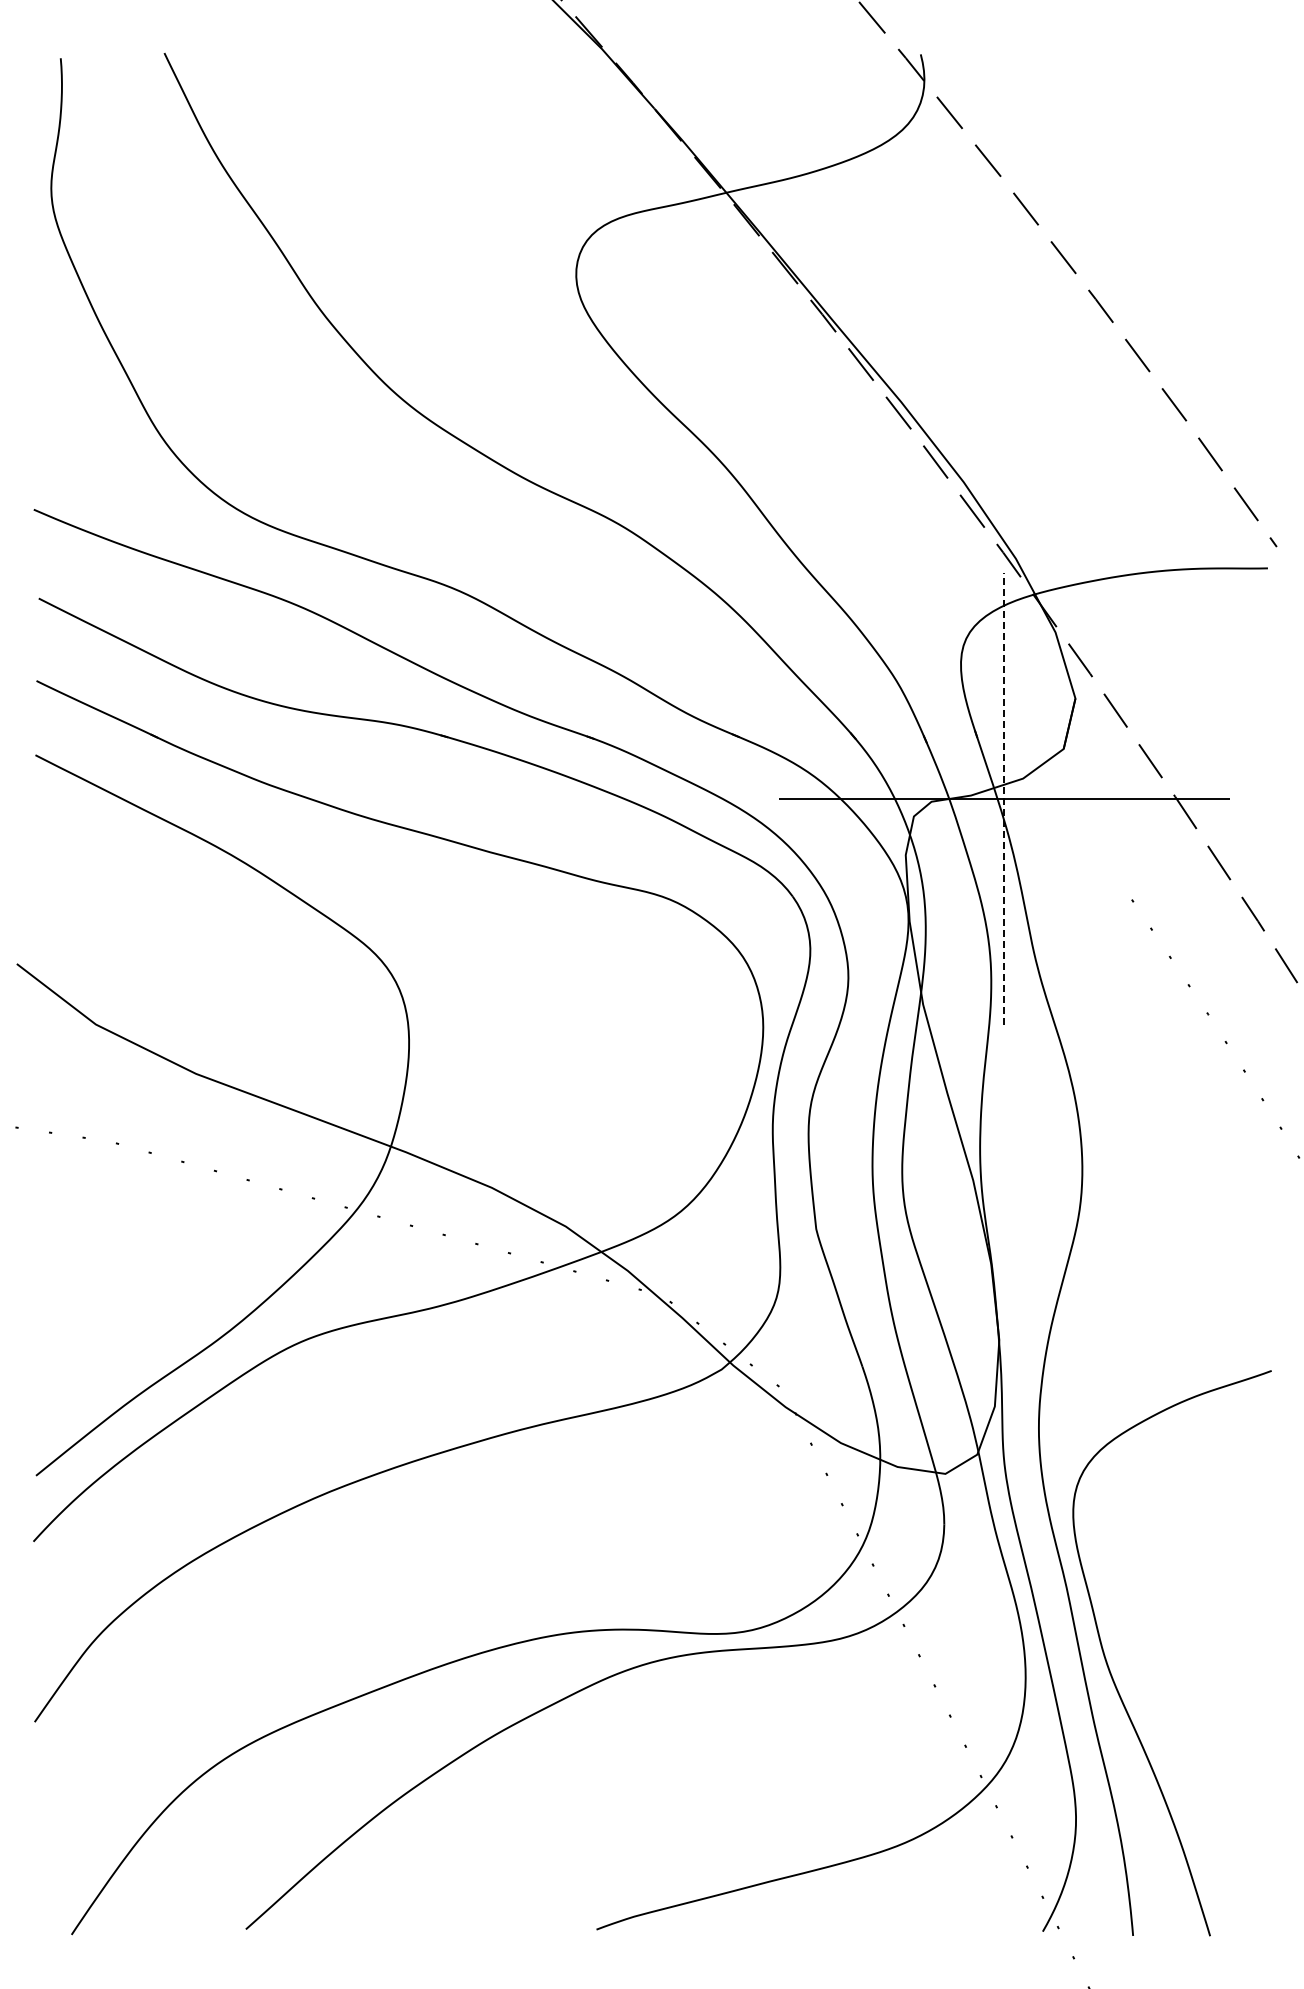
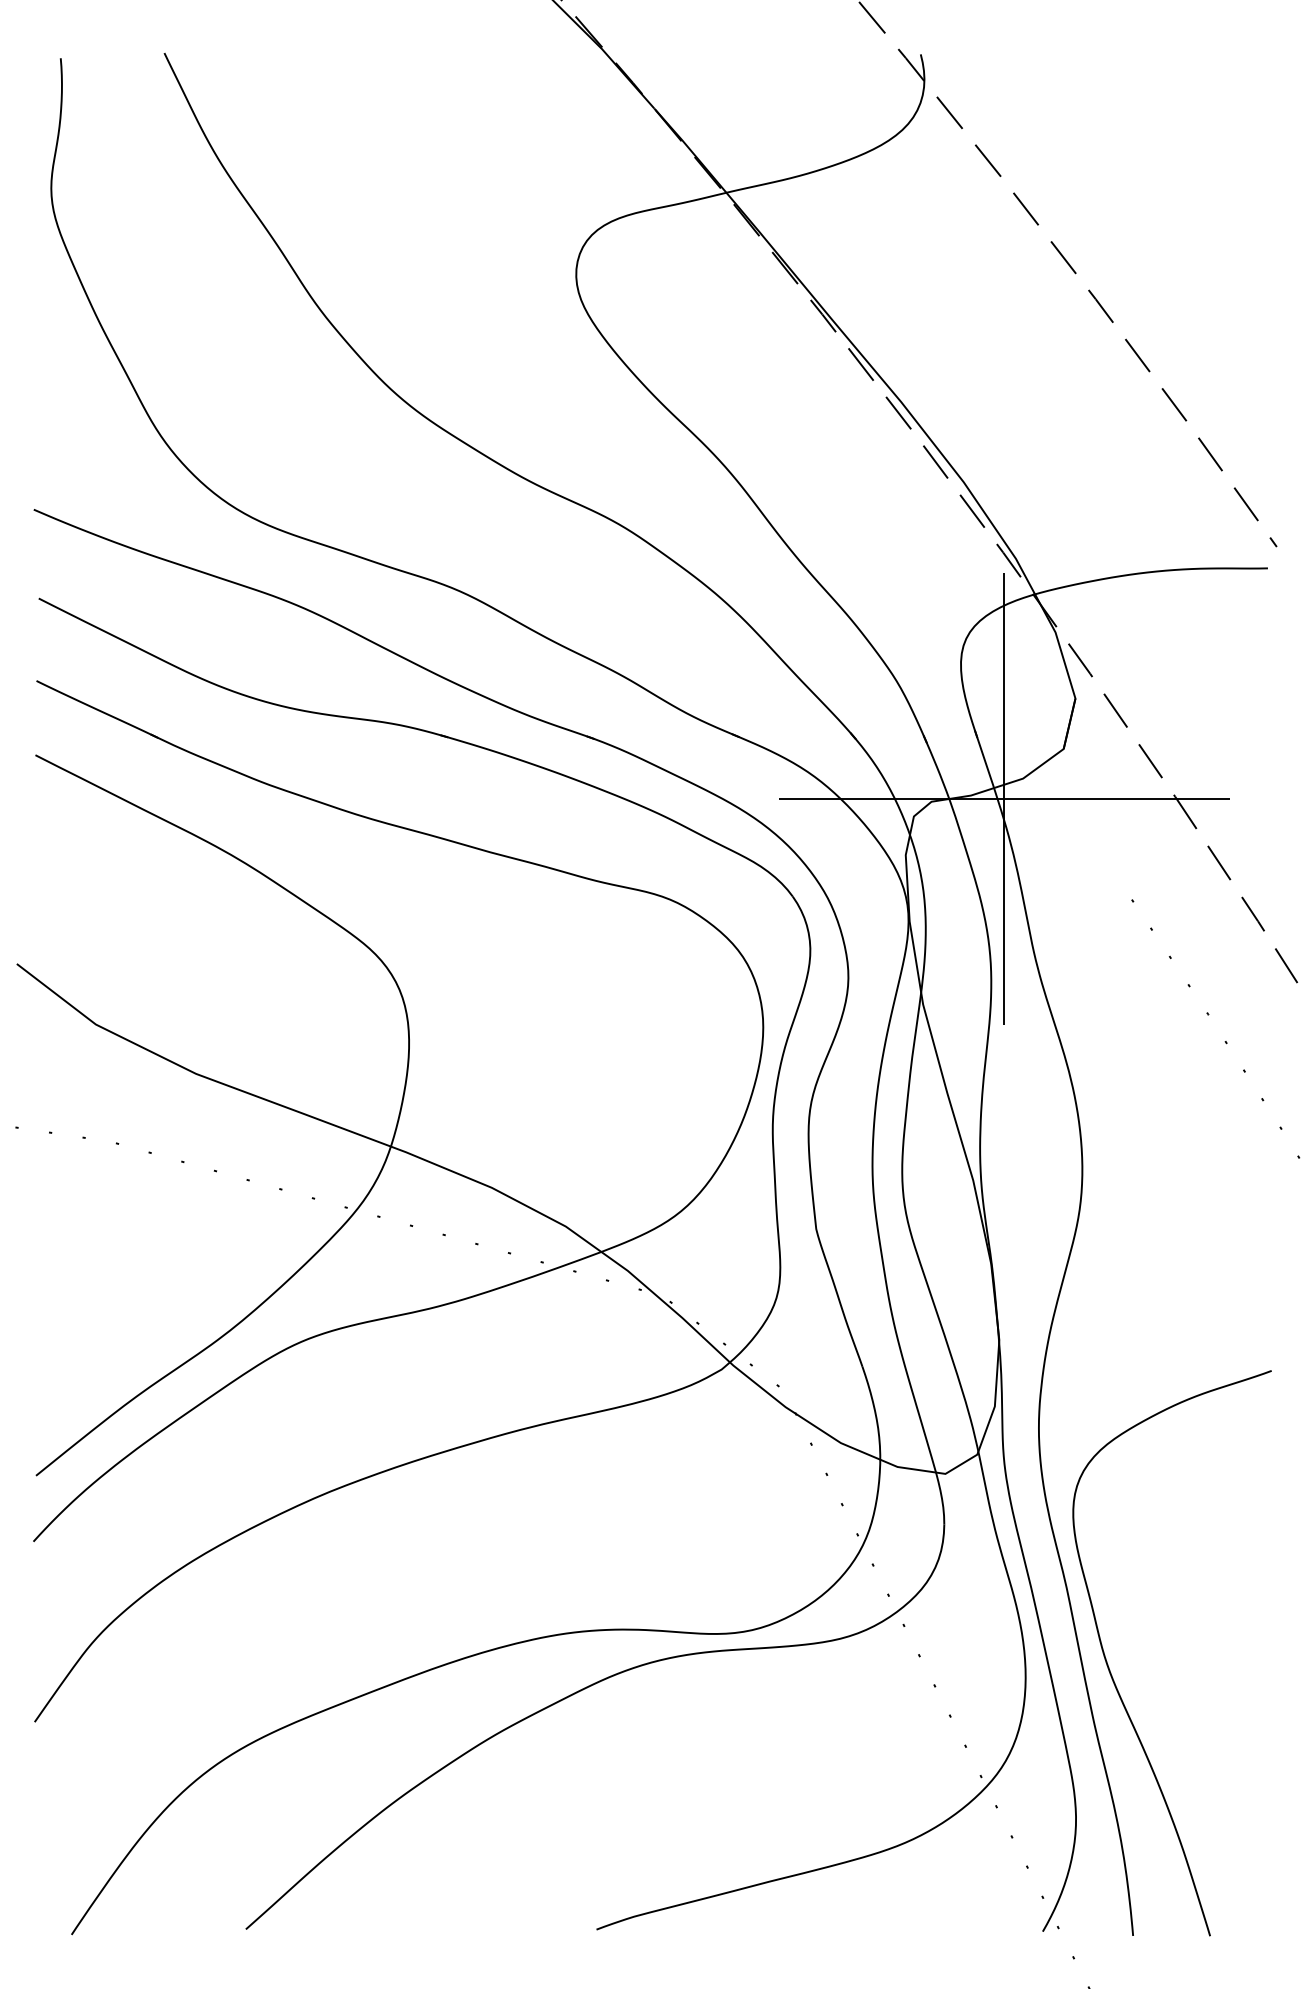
line: dashed -> solid (1004, 798)
